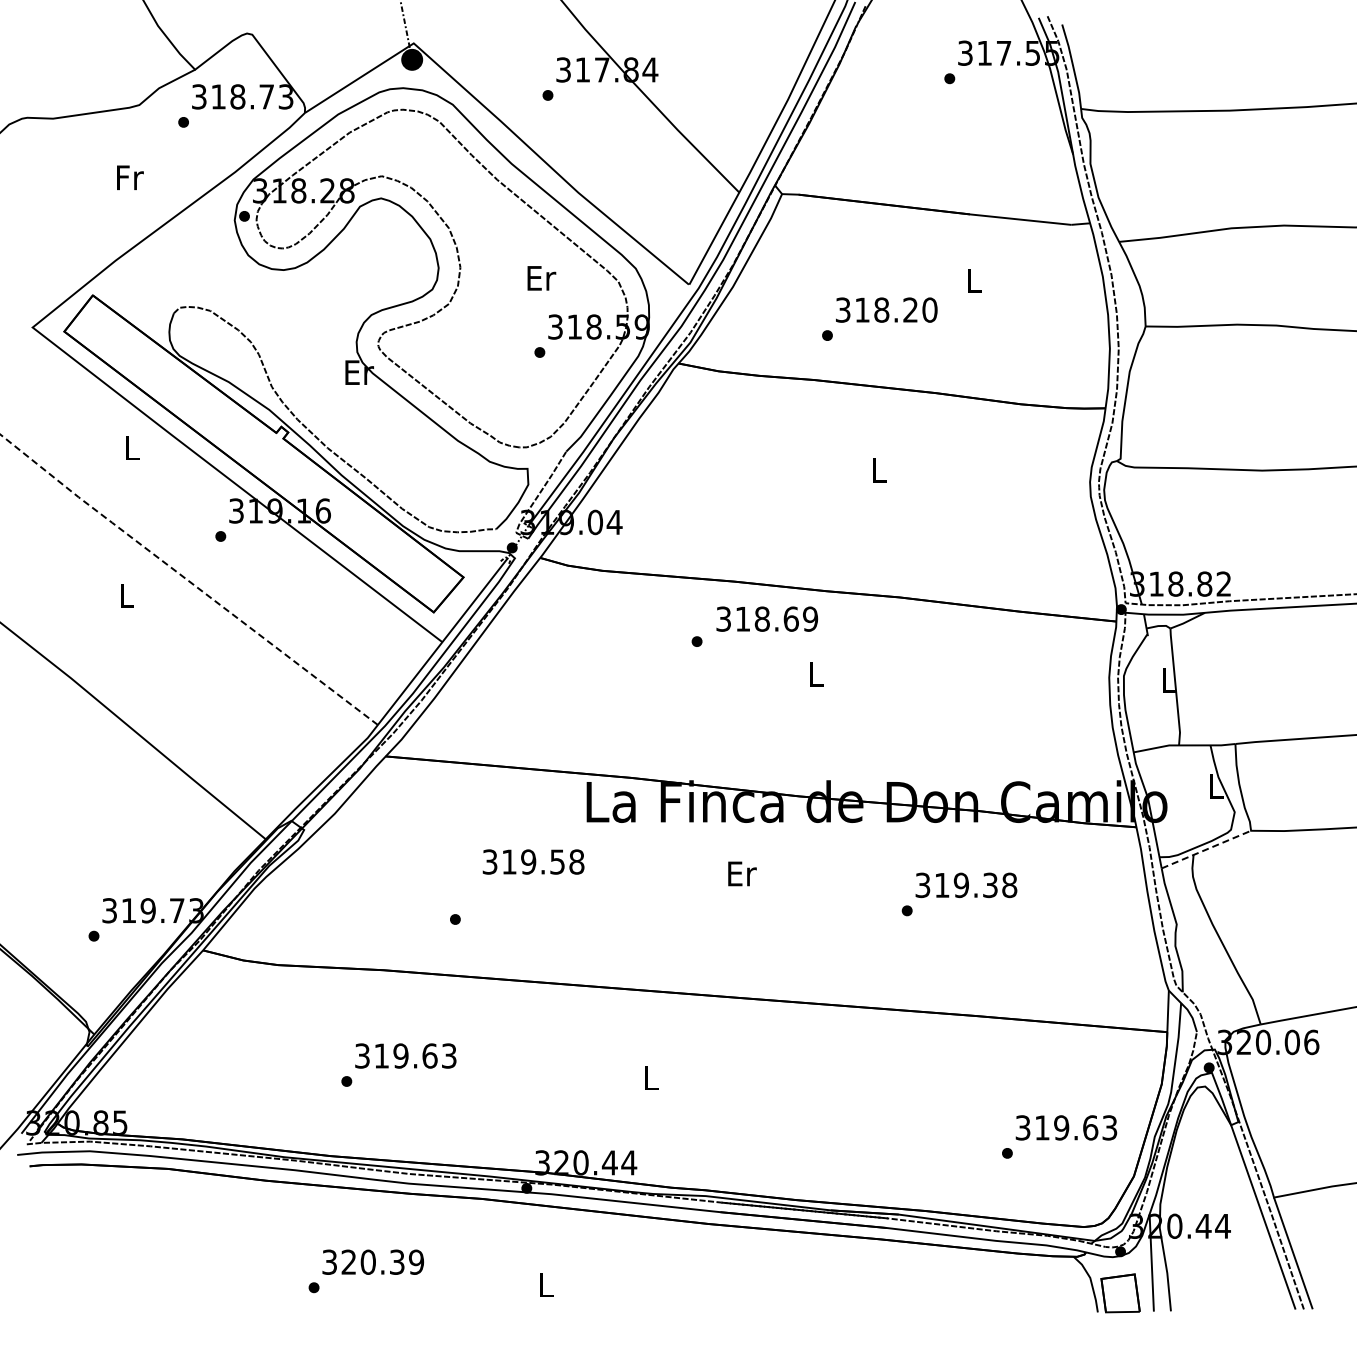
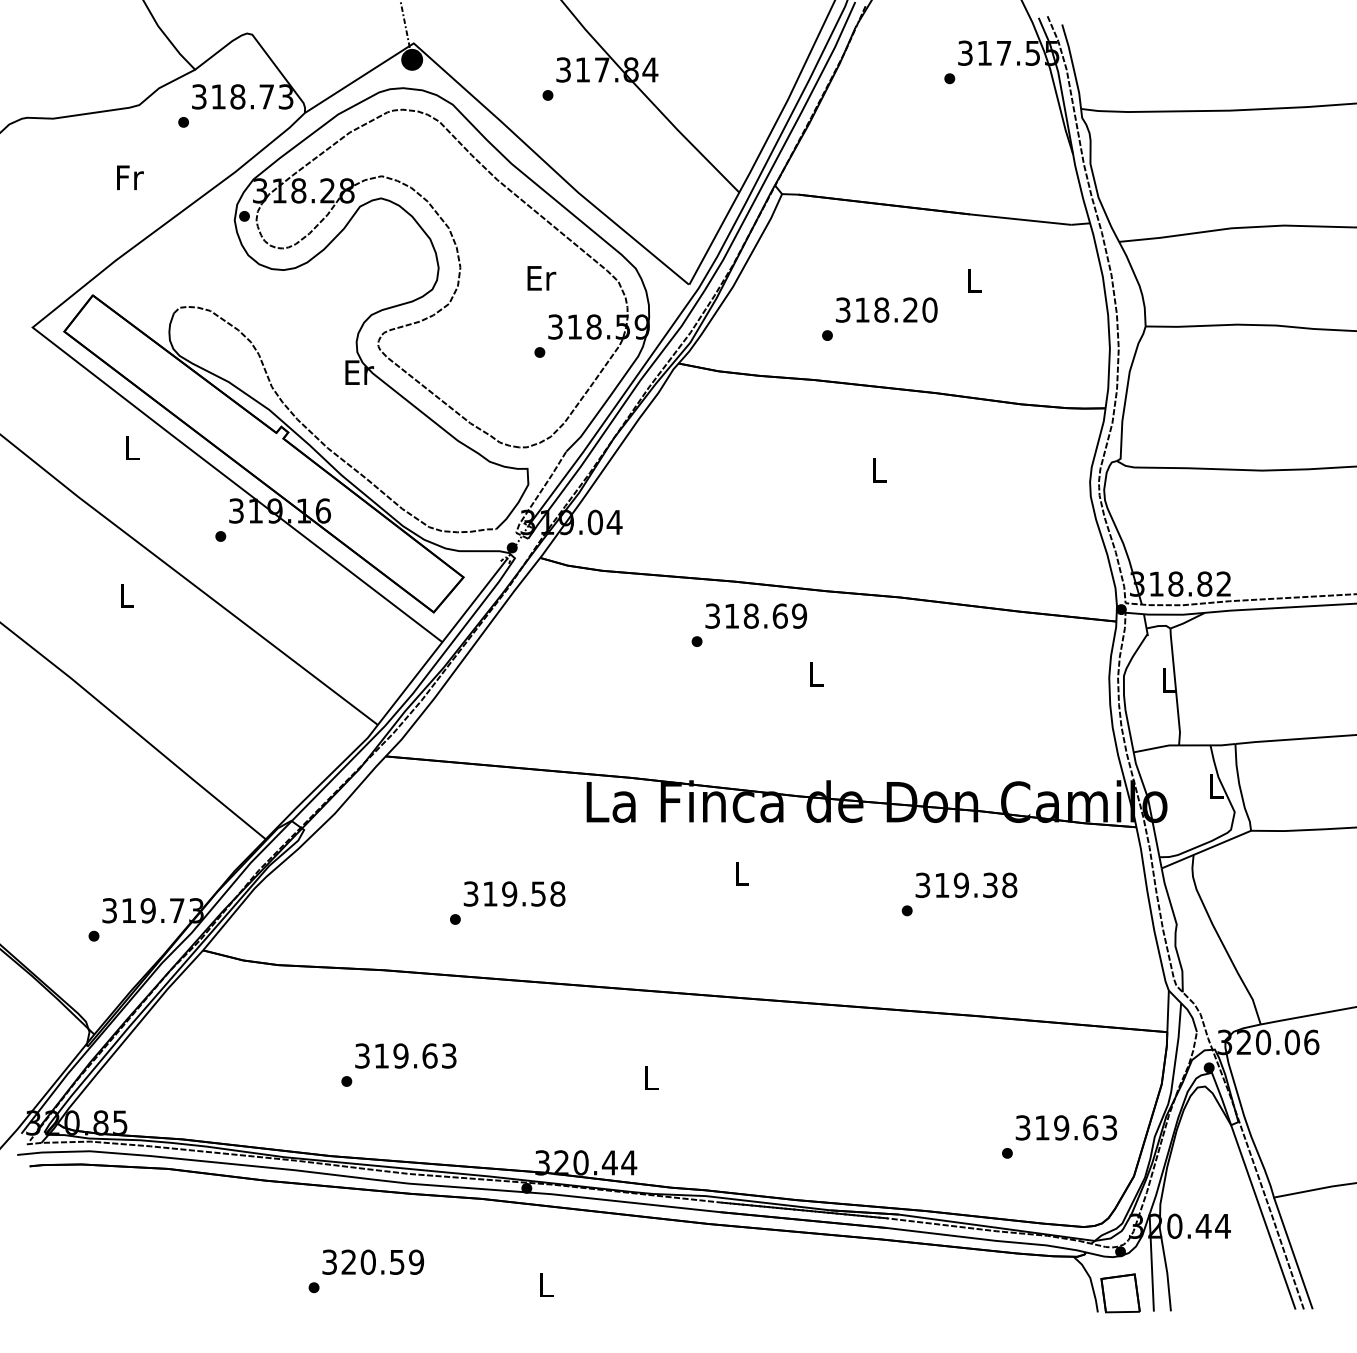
line: dashed -> solid (186, 579)
text position: (767, 618) -> (756, 615) (756, 615)
line: dashed -> solid (1206, 849)
text position: (533, 861) -> (514, 893) (514, 893)
text: Er -> L (742, 873)
text: 320.39 -> 320.59 (397, 1261)
